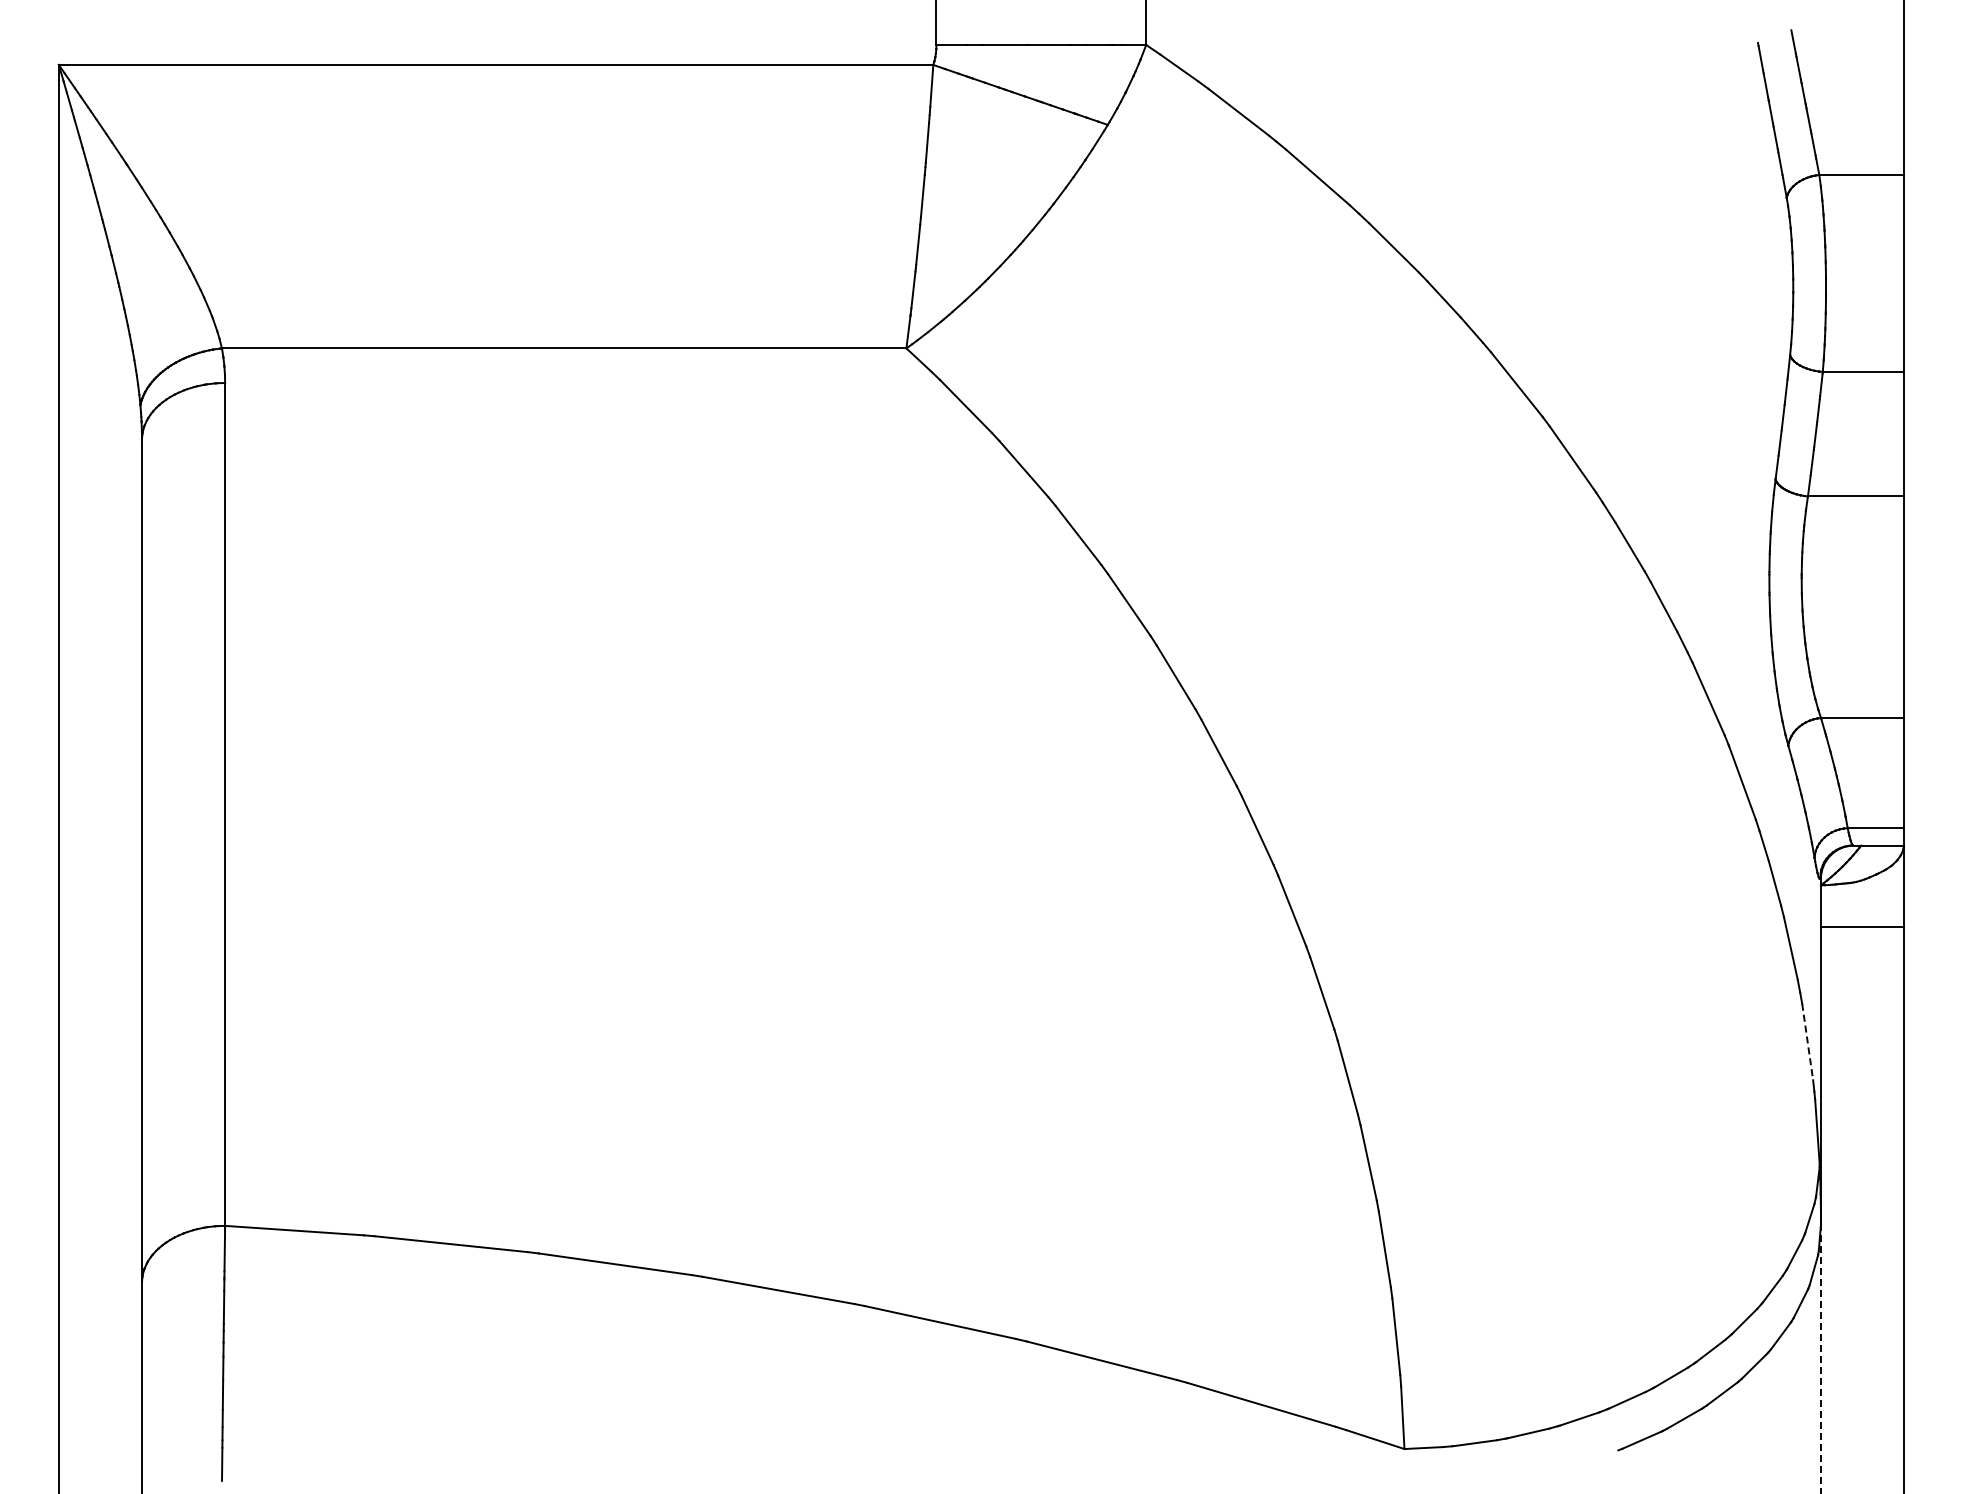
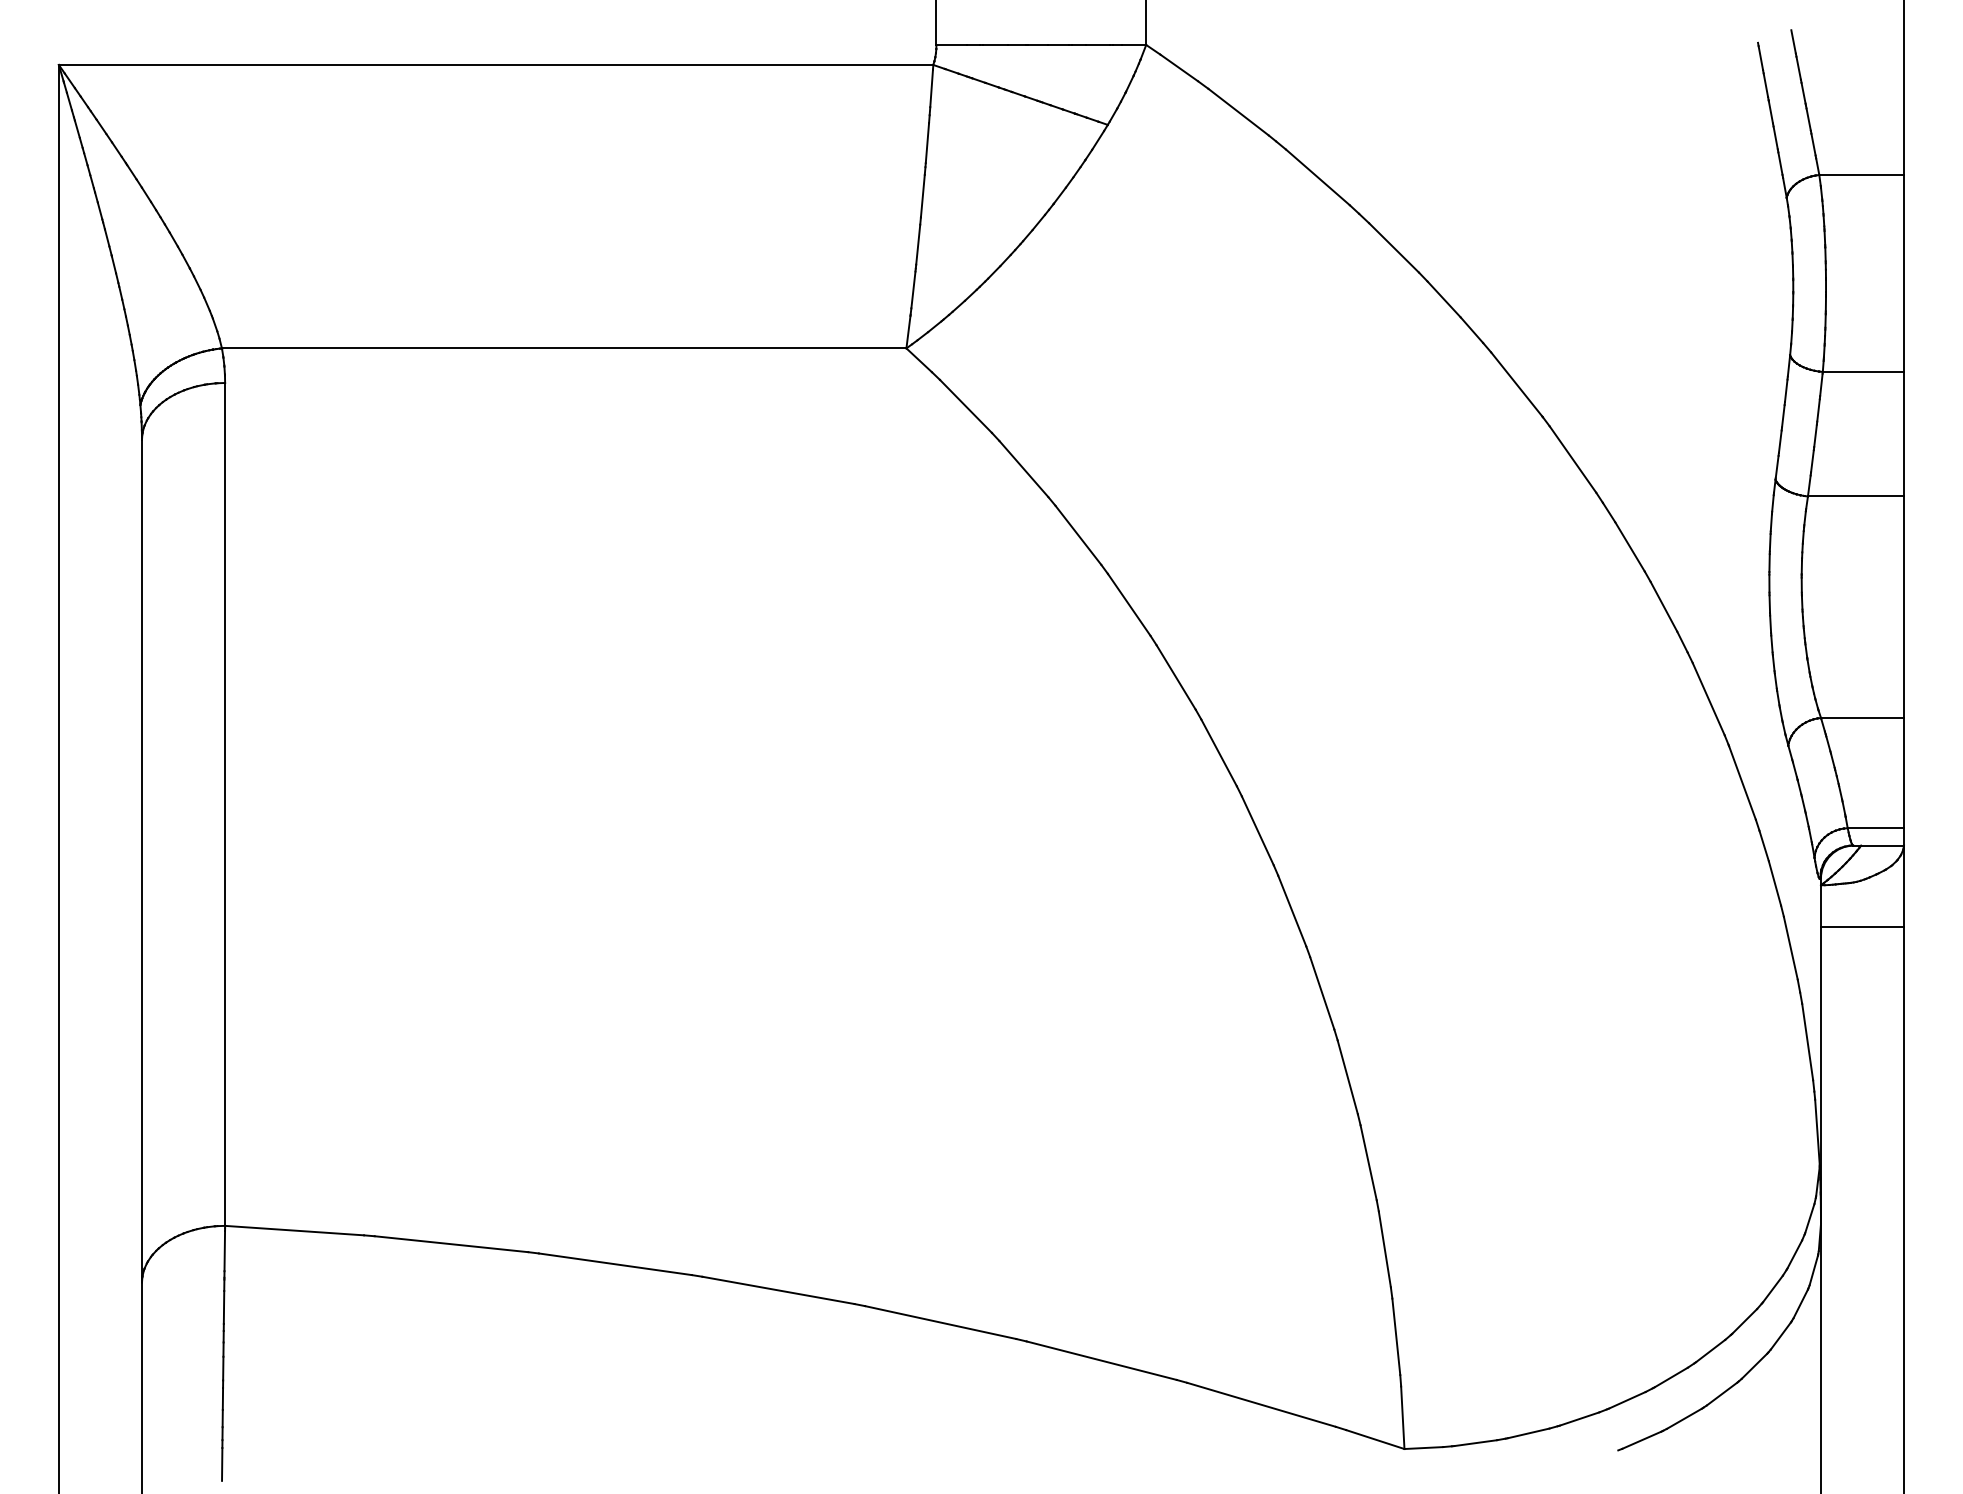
line: dashed -> solid (1807, 1042)
line: dashed -> solid (1820, 1359)
